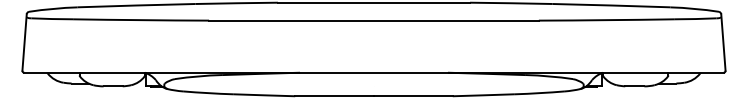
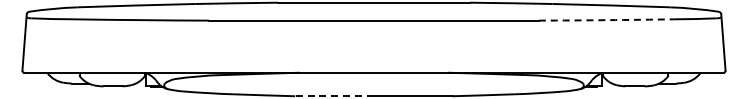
arc: solid -> dashed (606, 20)
line: solid -> dashed (334, 96)
